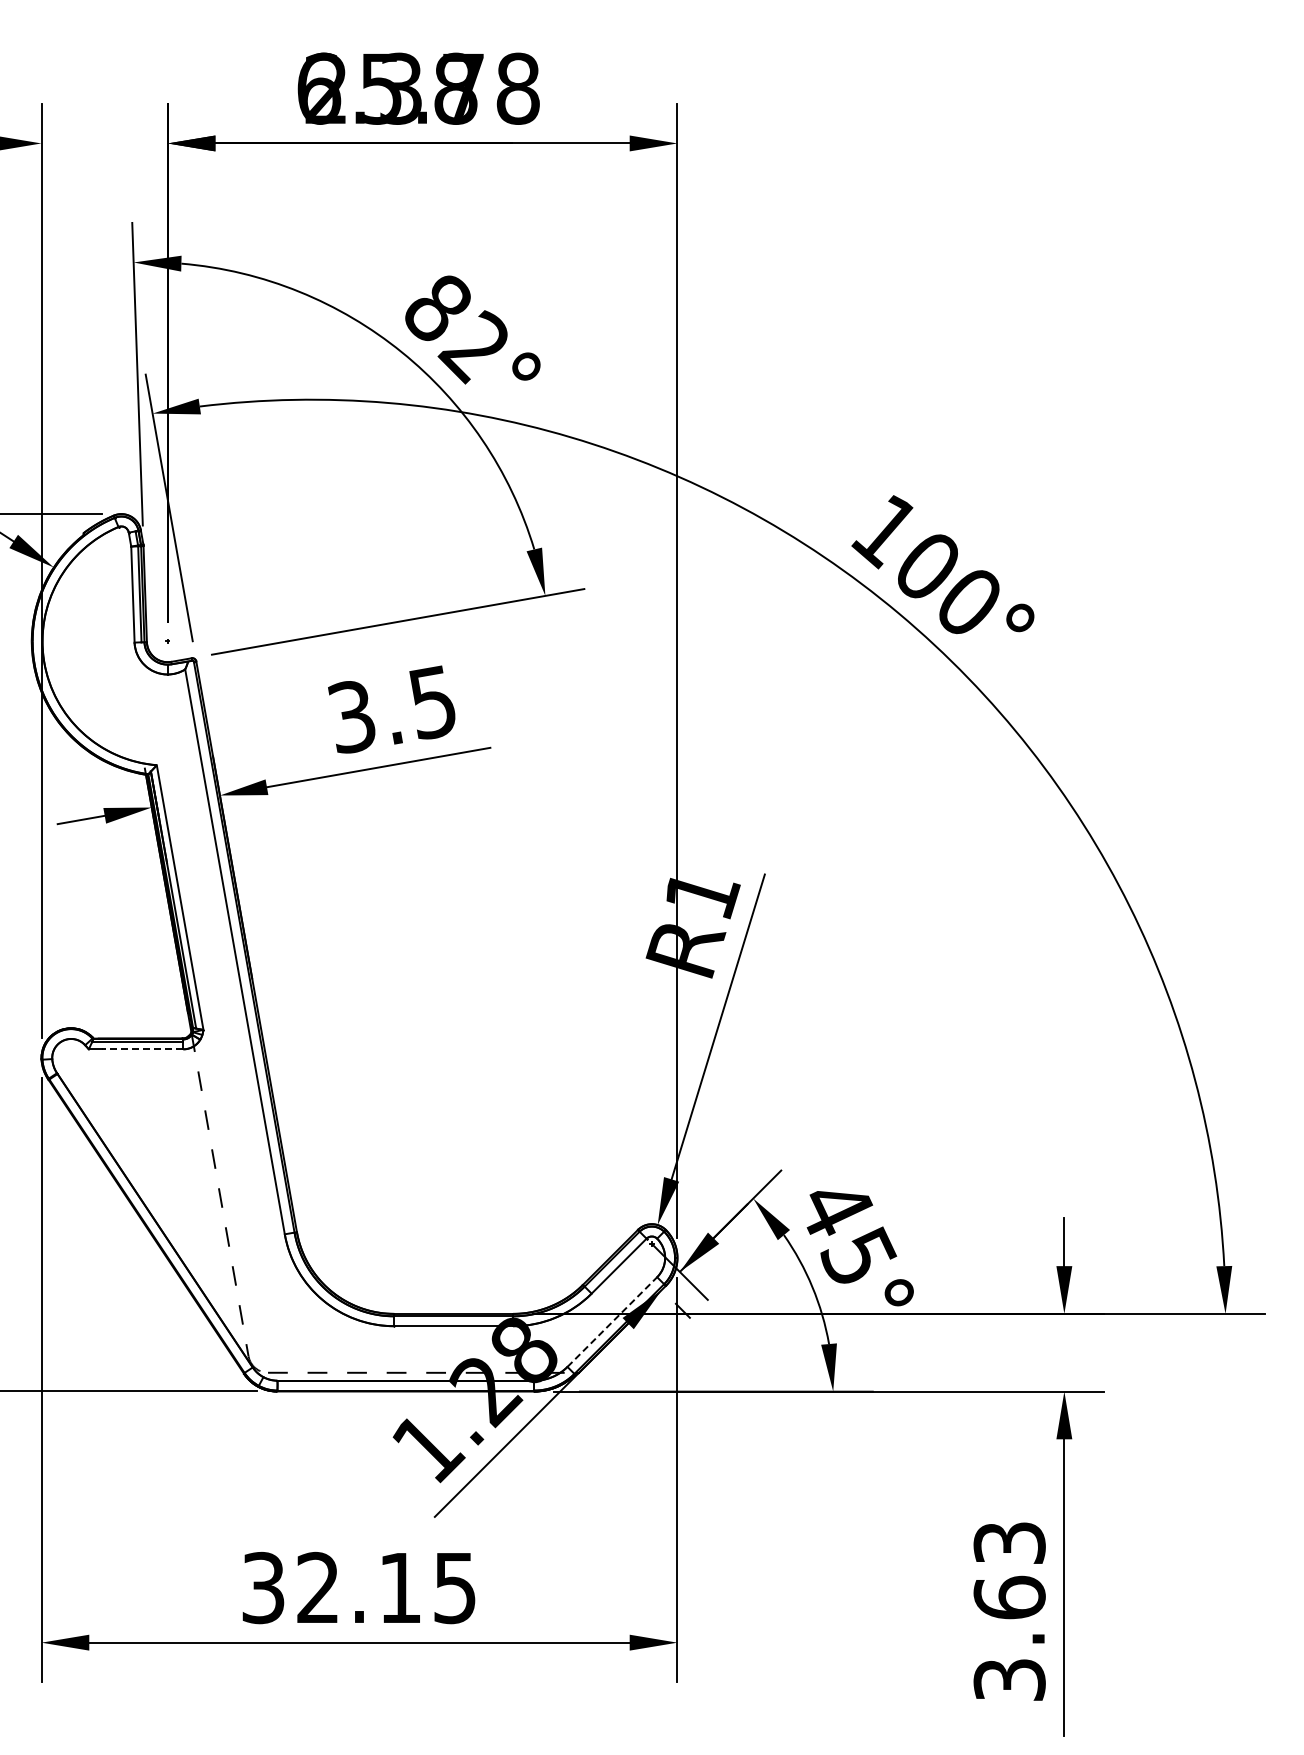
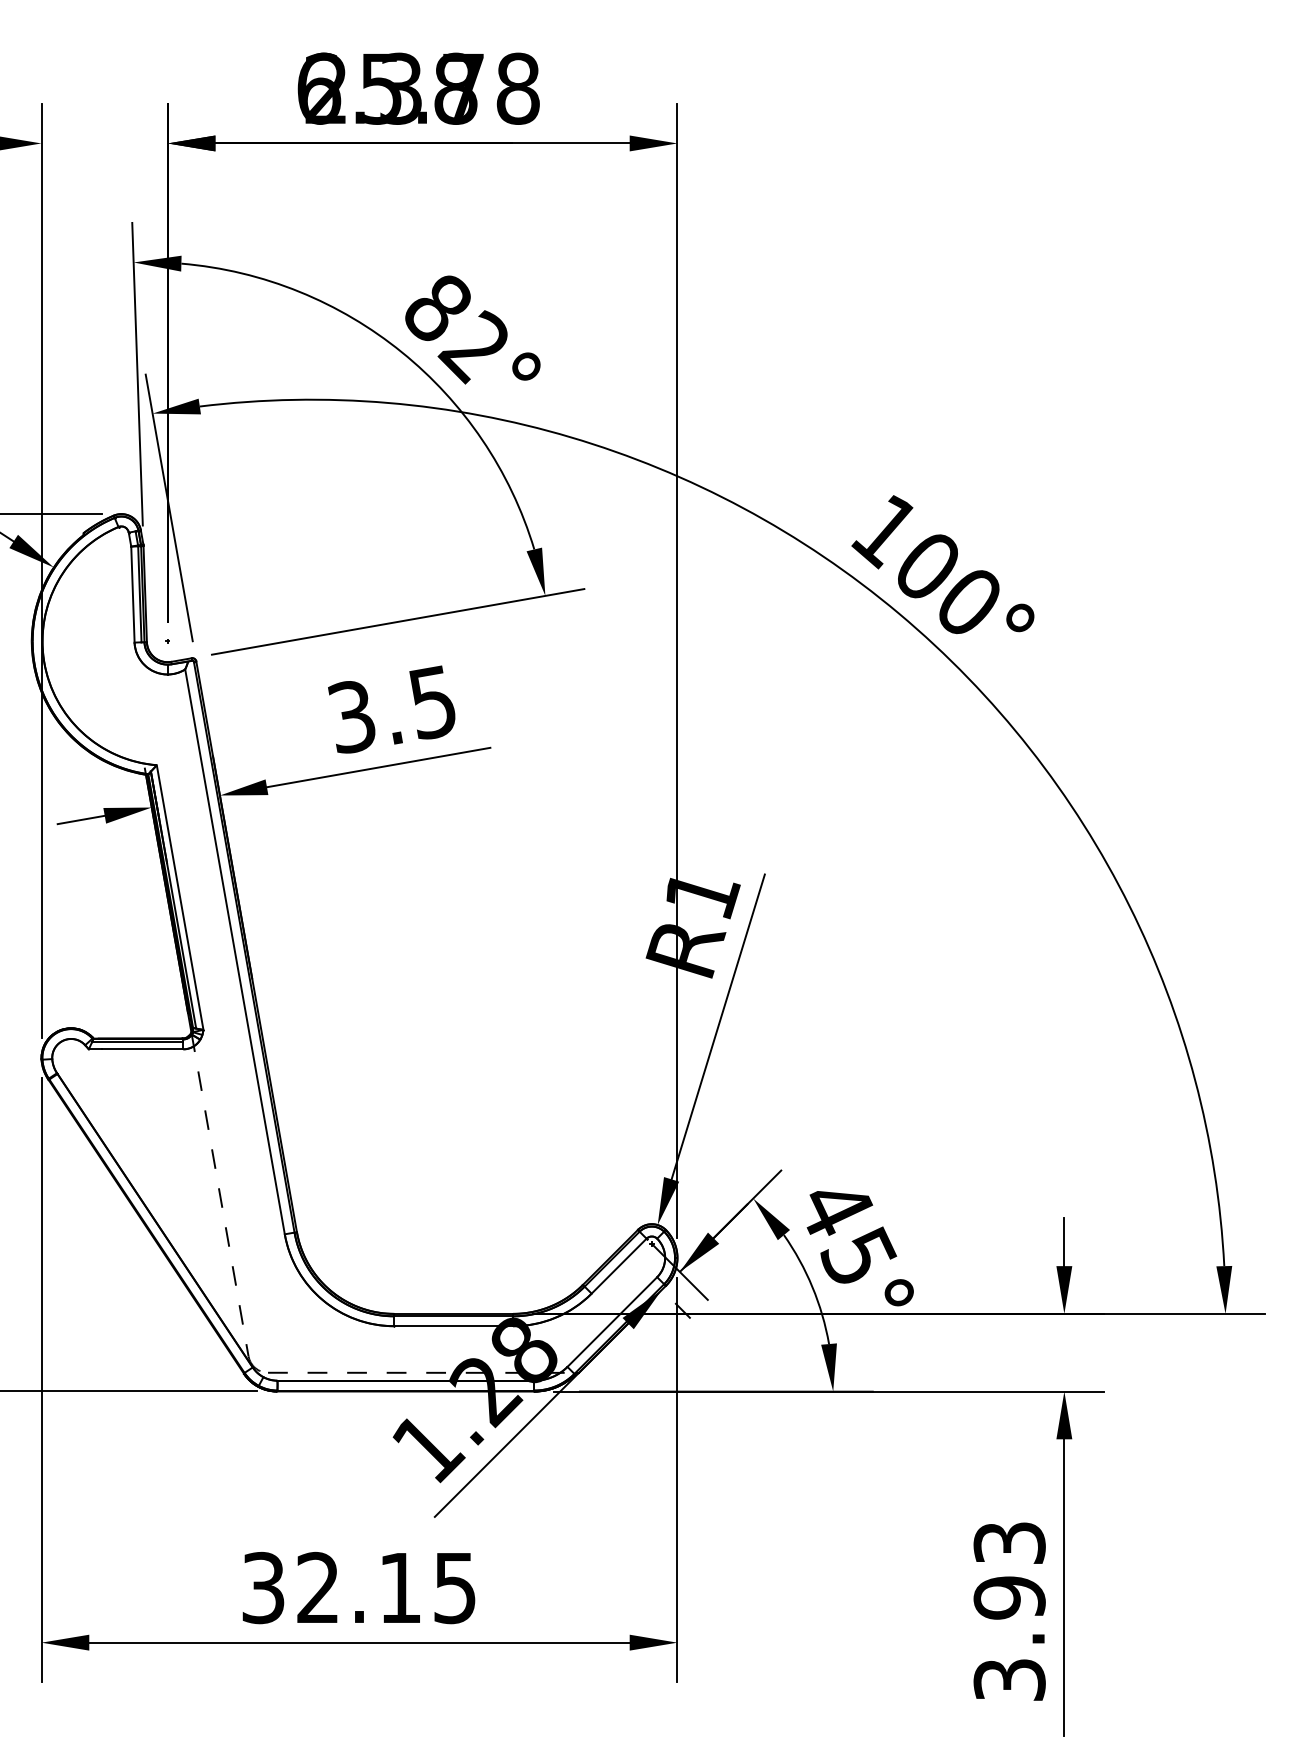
line: dashed -> solid (142, 1049)
line: dashed -> solid (612, 1321)
text: 3.63 -> 3.93 (1009, 1597)
